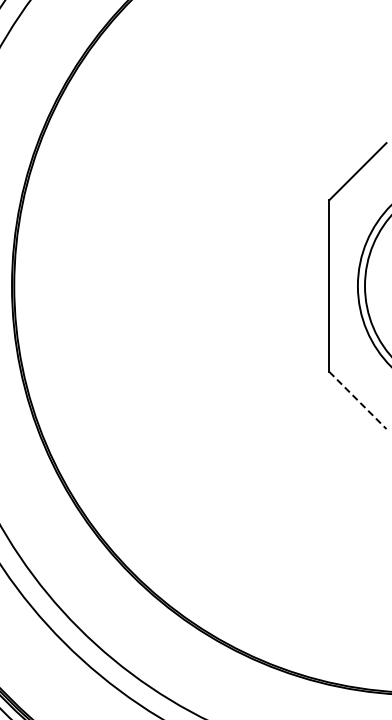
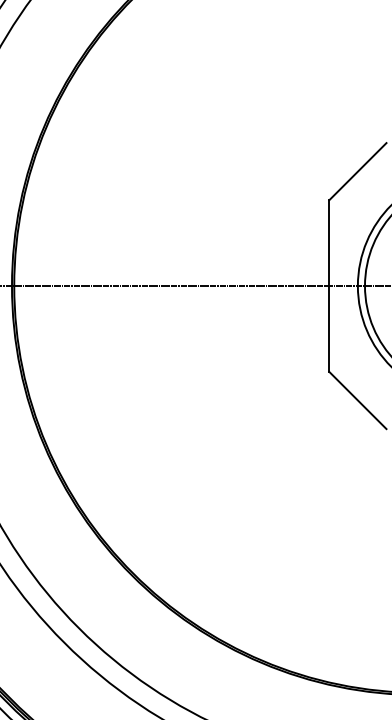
line: none -> present (195, 286)
line: dashed -> solid (358, 400)
